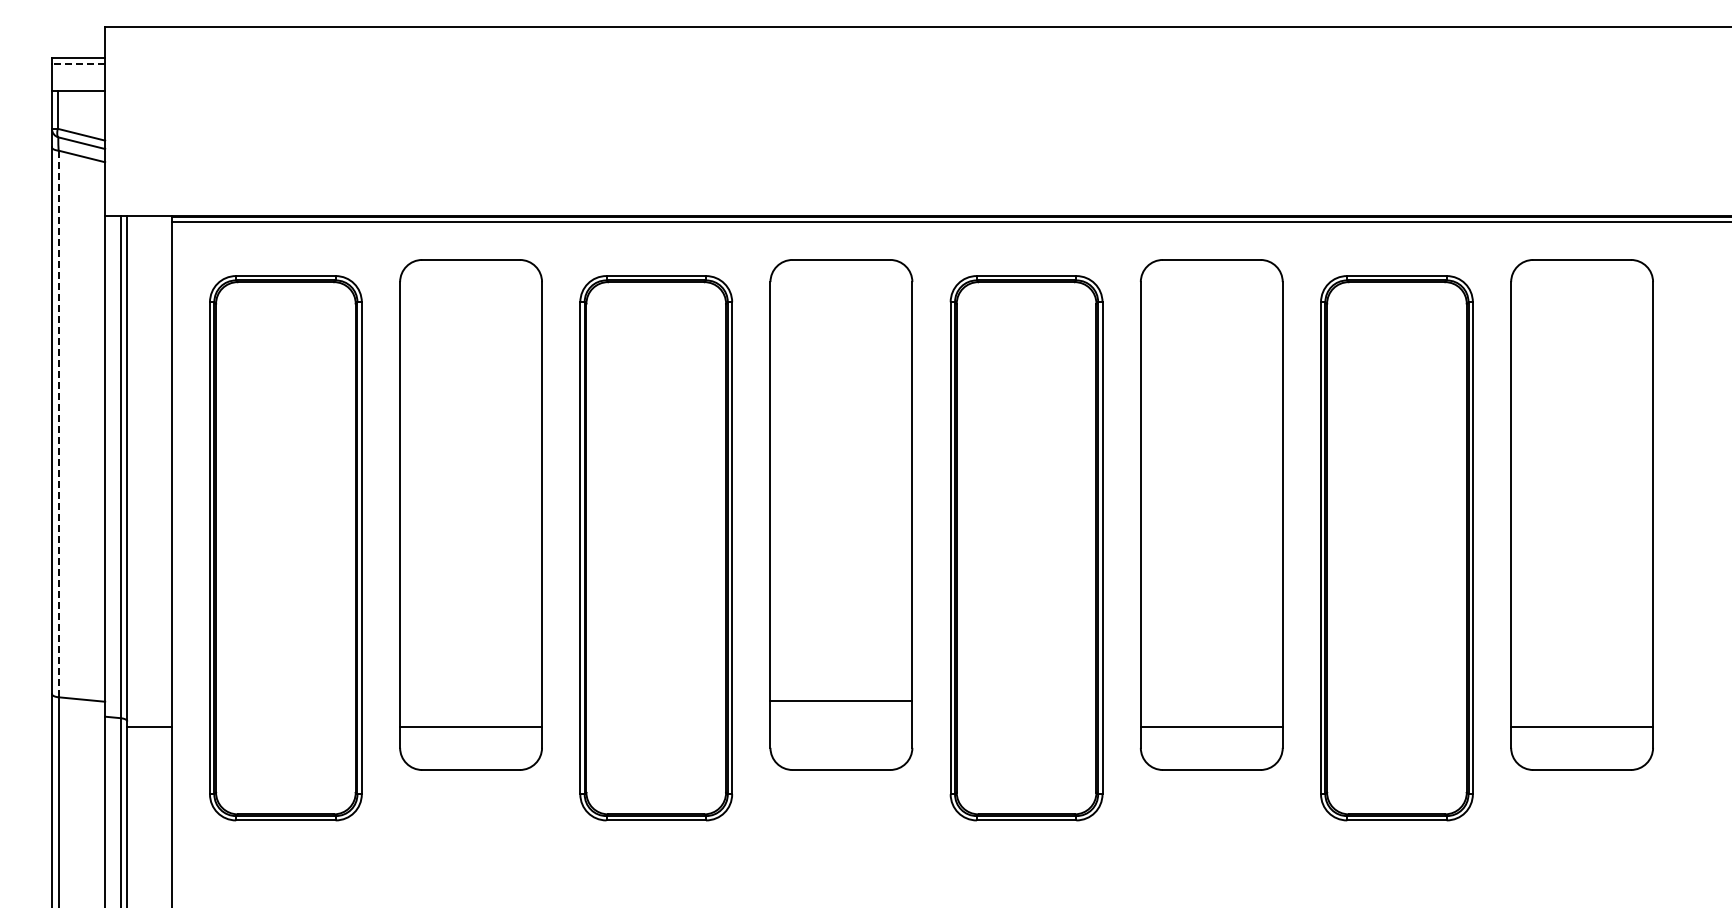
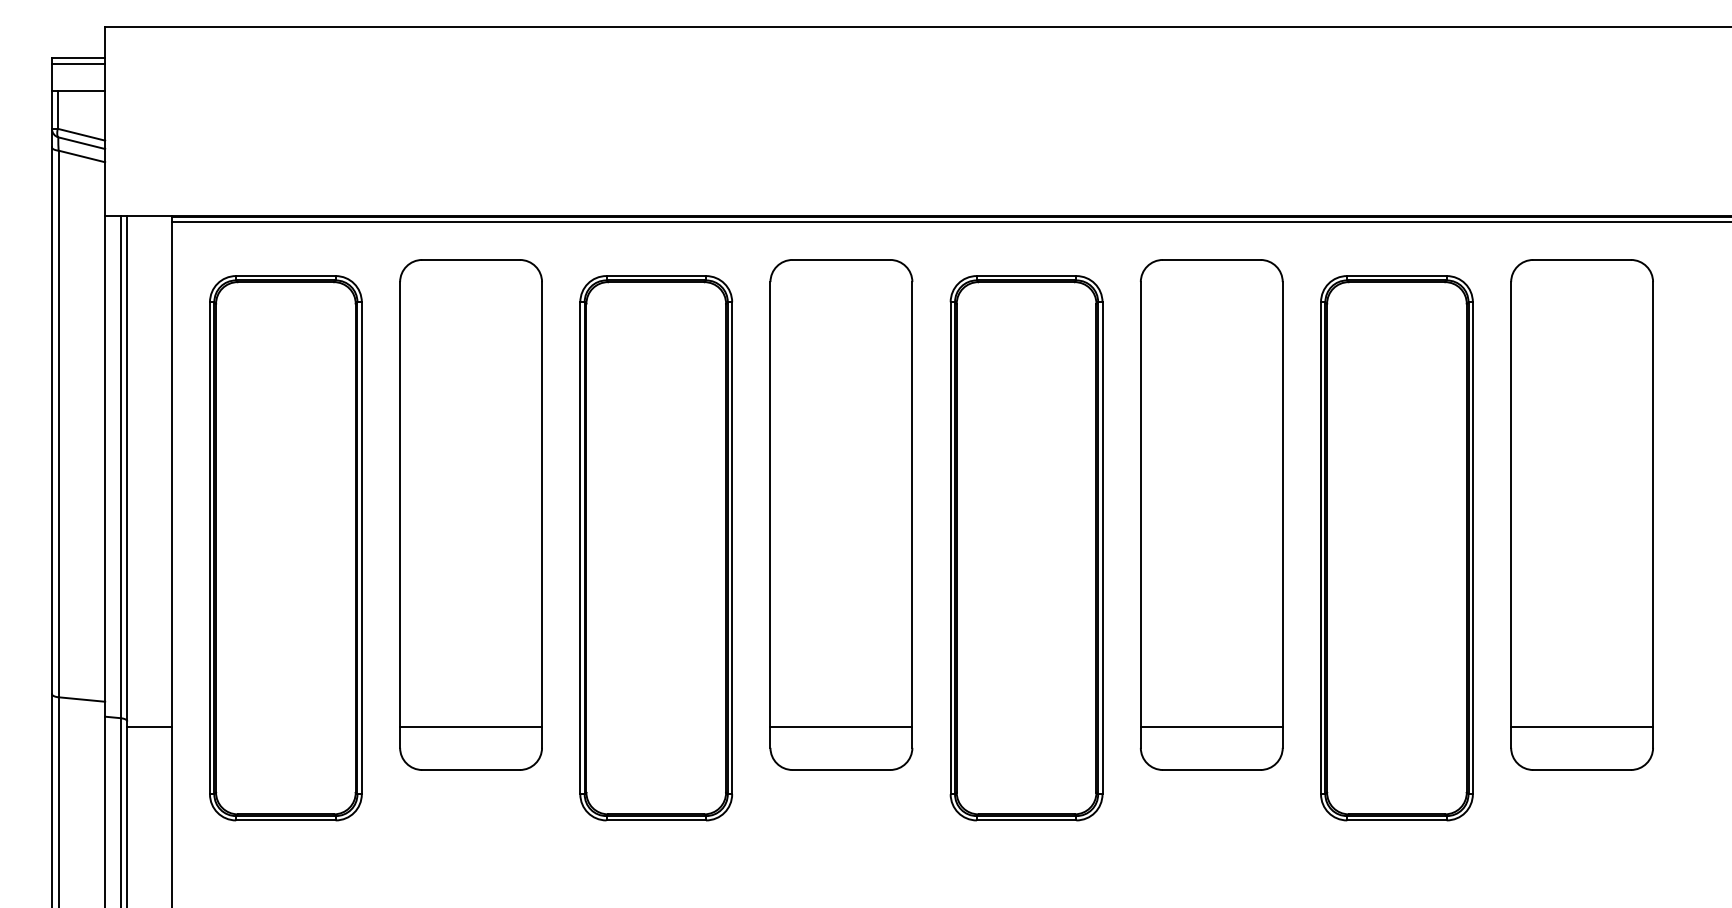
line: dashed -> solid (78, 63)
line: dashed -> solid (58, 424)
line position: (841, 701) -> (841, 727) (841, 727)
